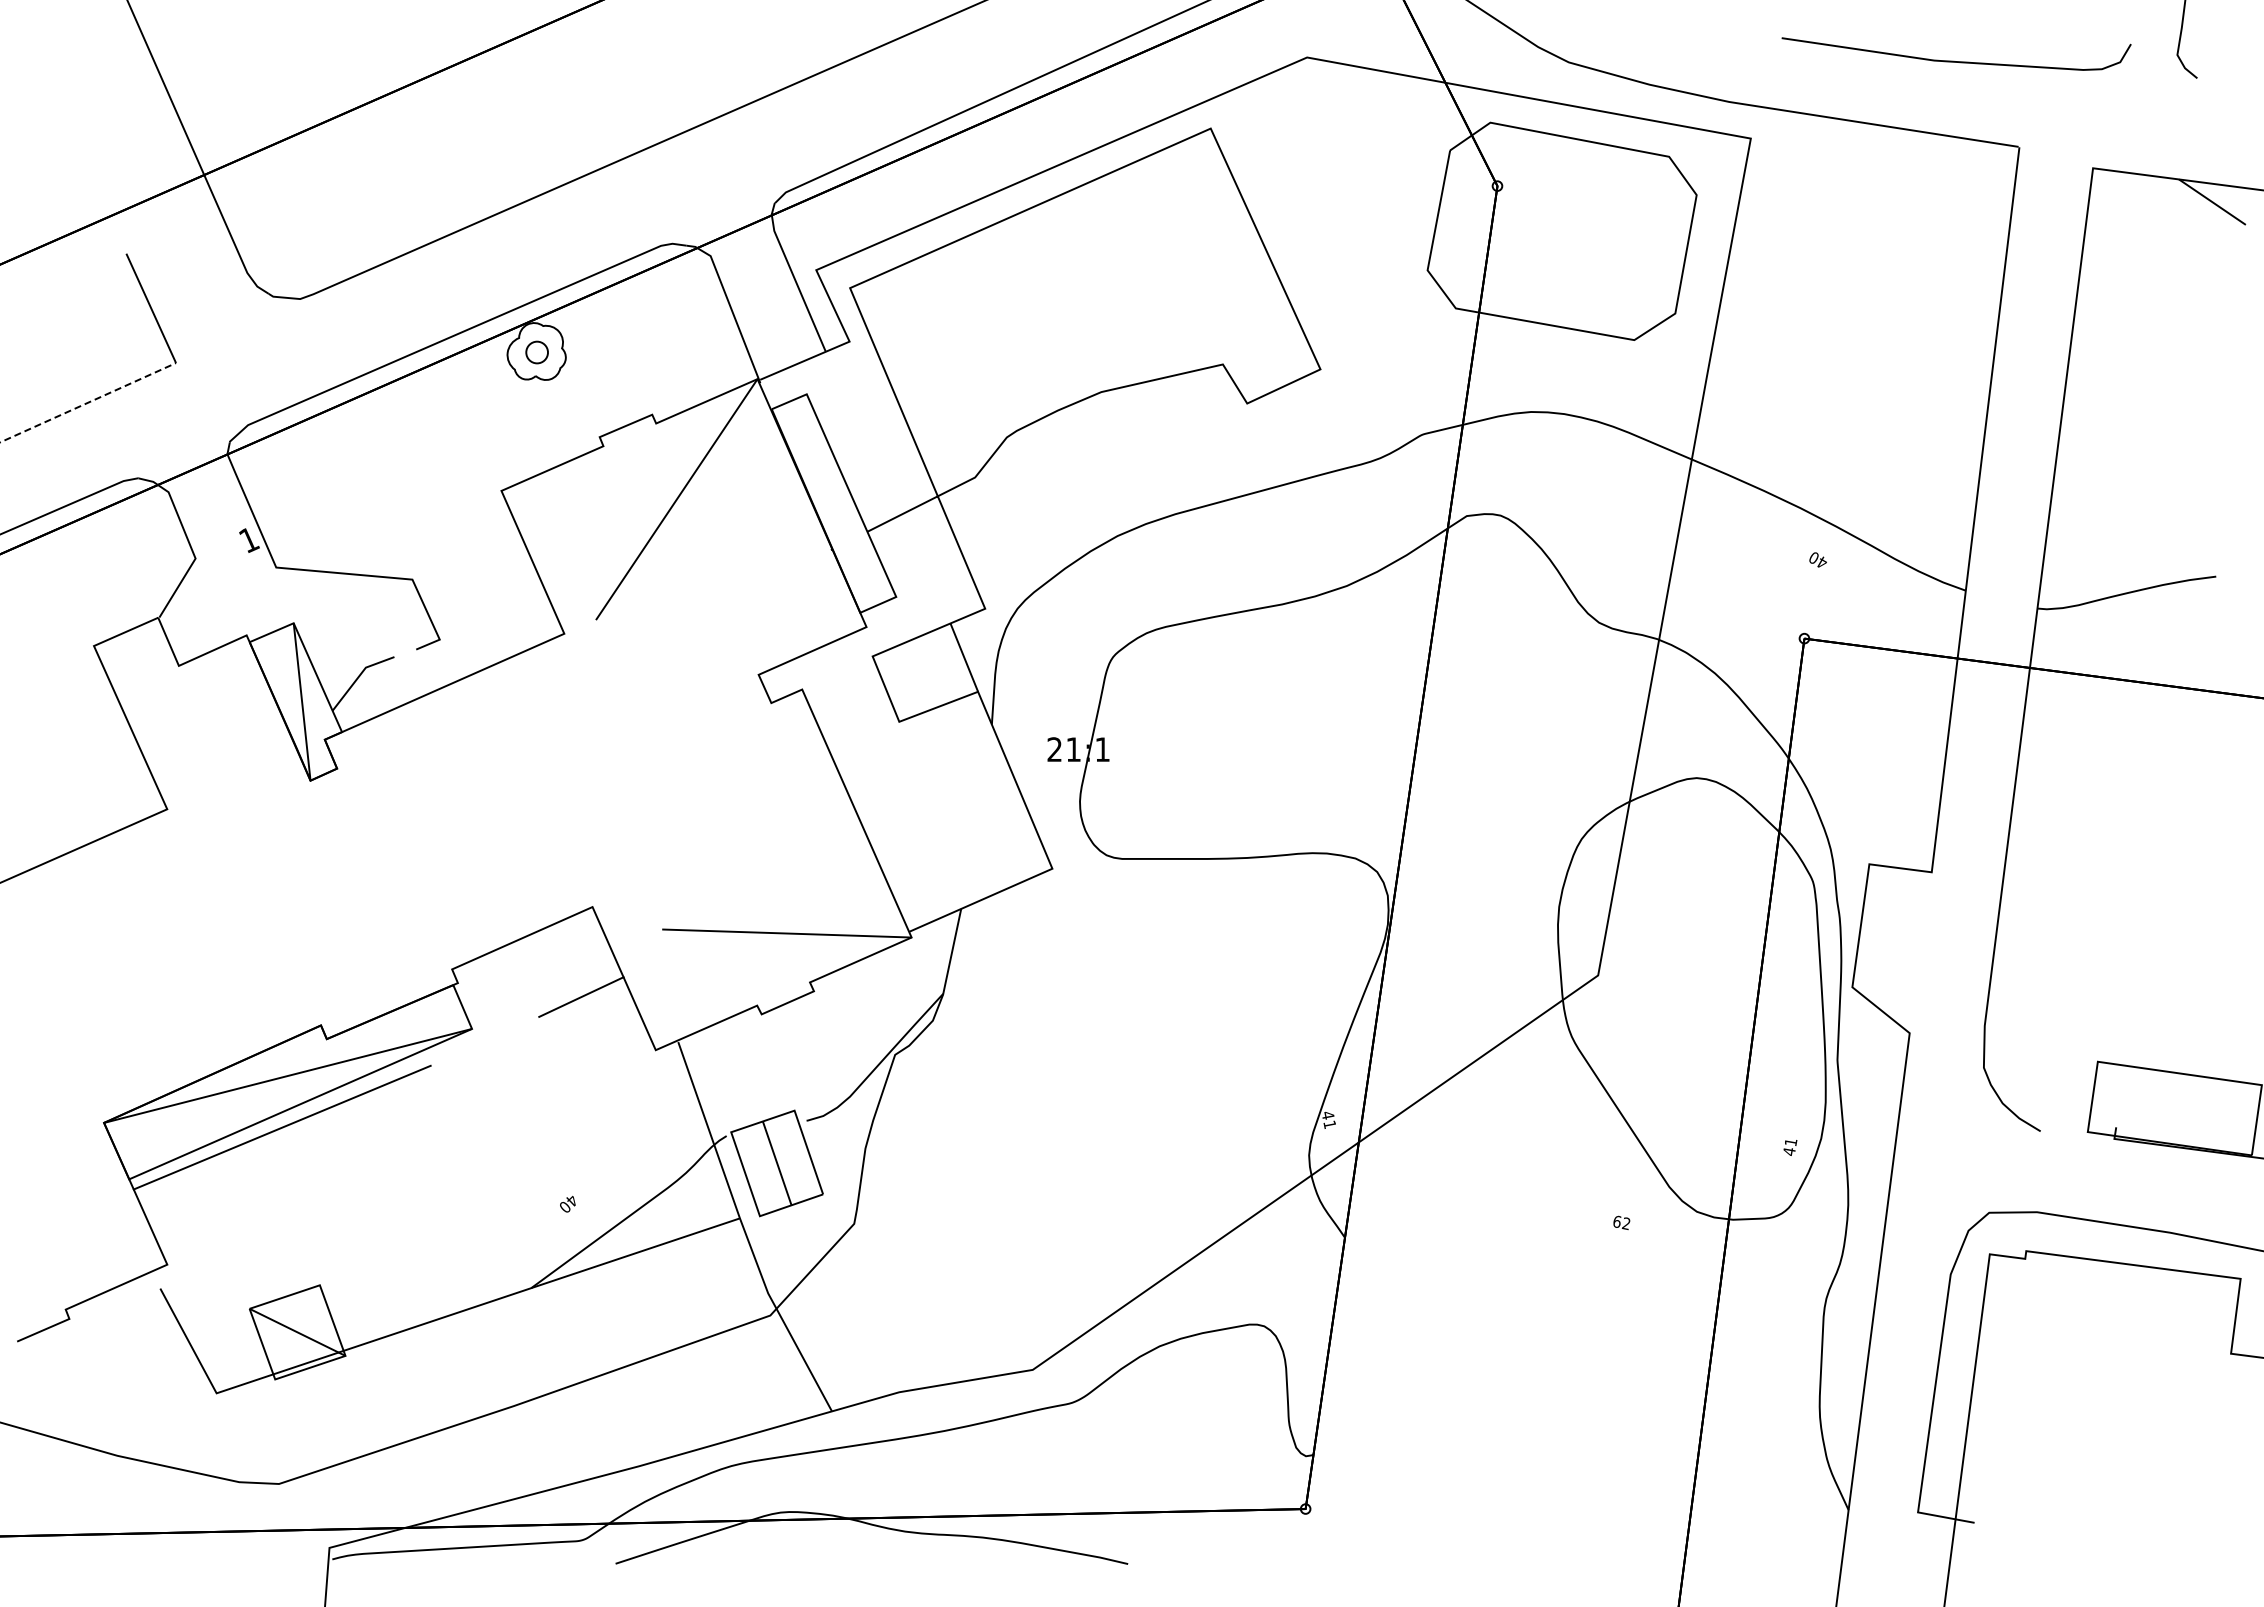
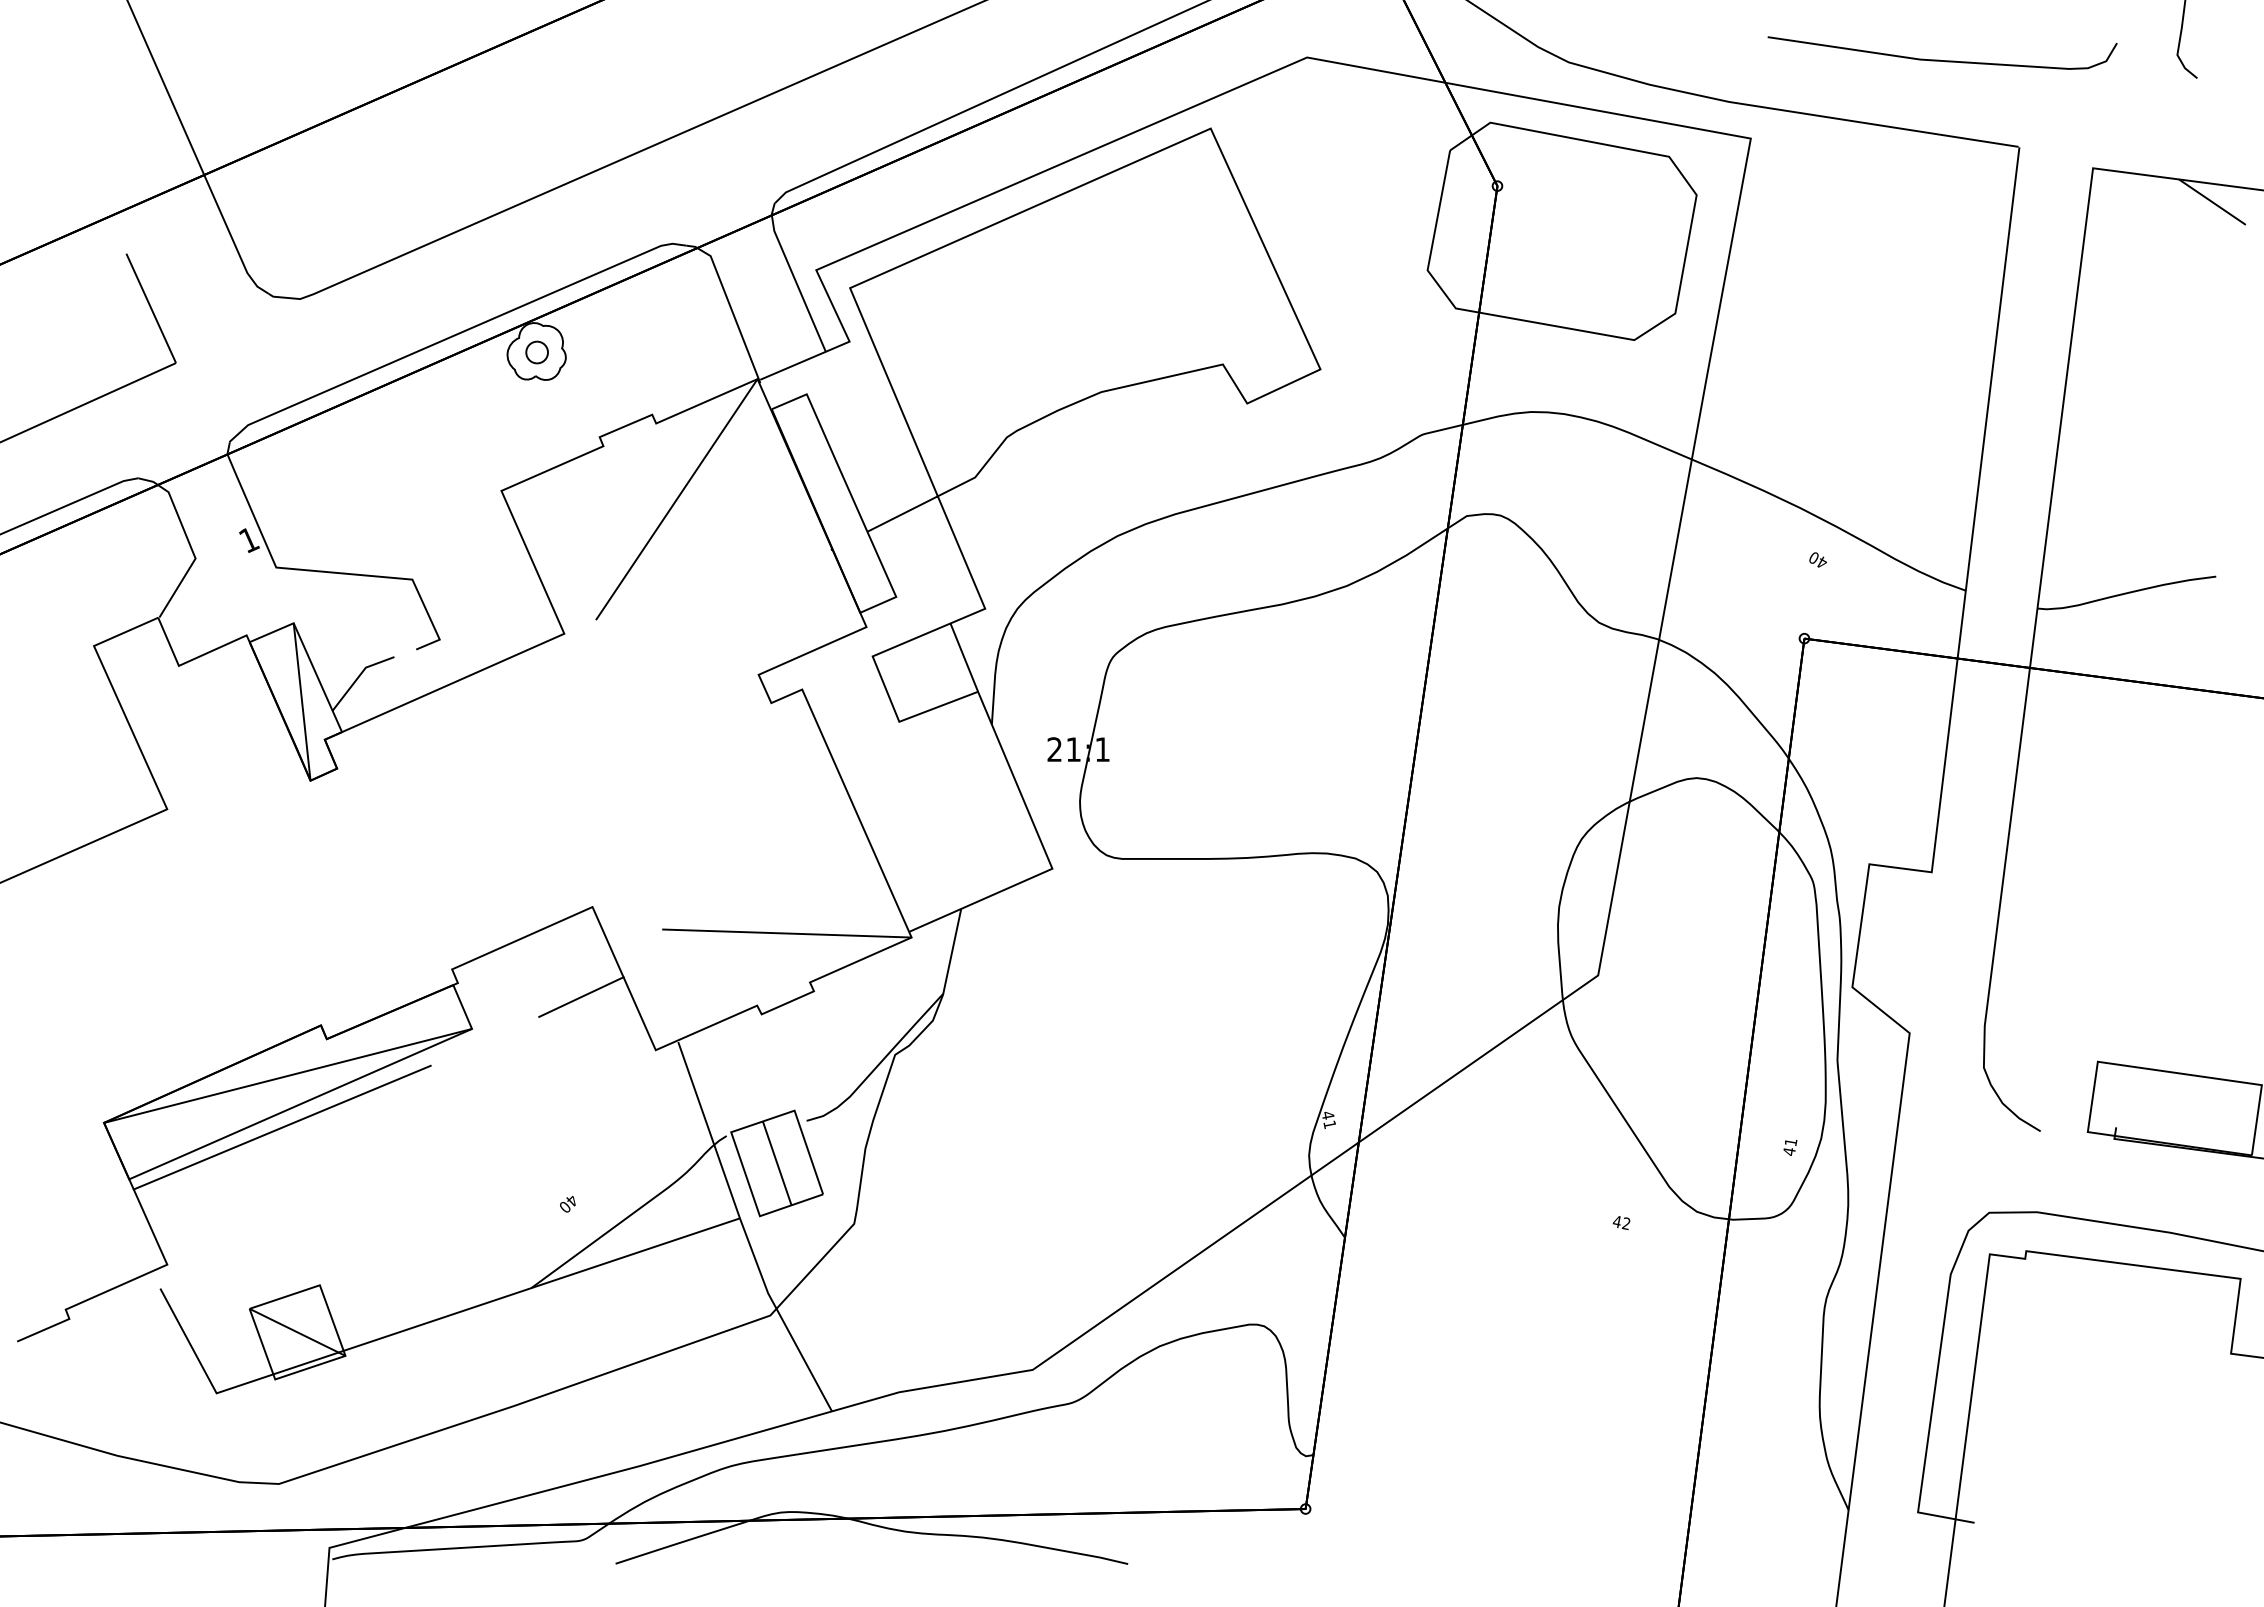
curve position: (1953, 60) -> (1939, 59) (1939, 59)
line: dashed -> solid (88, 402)
text: 62 -> 42 (1616, 1221)
